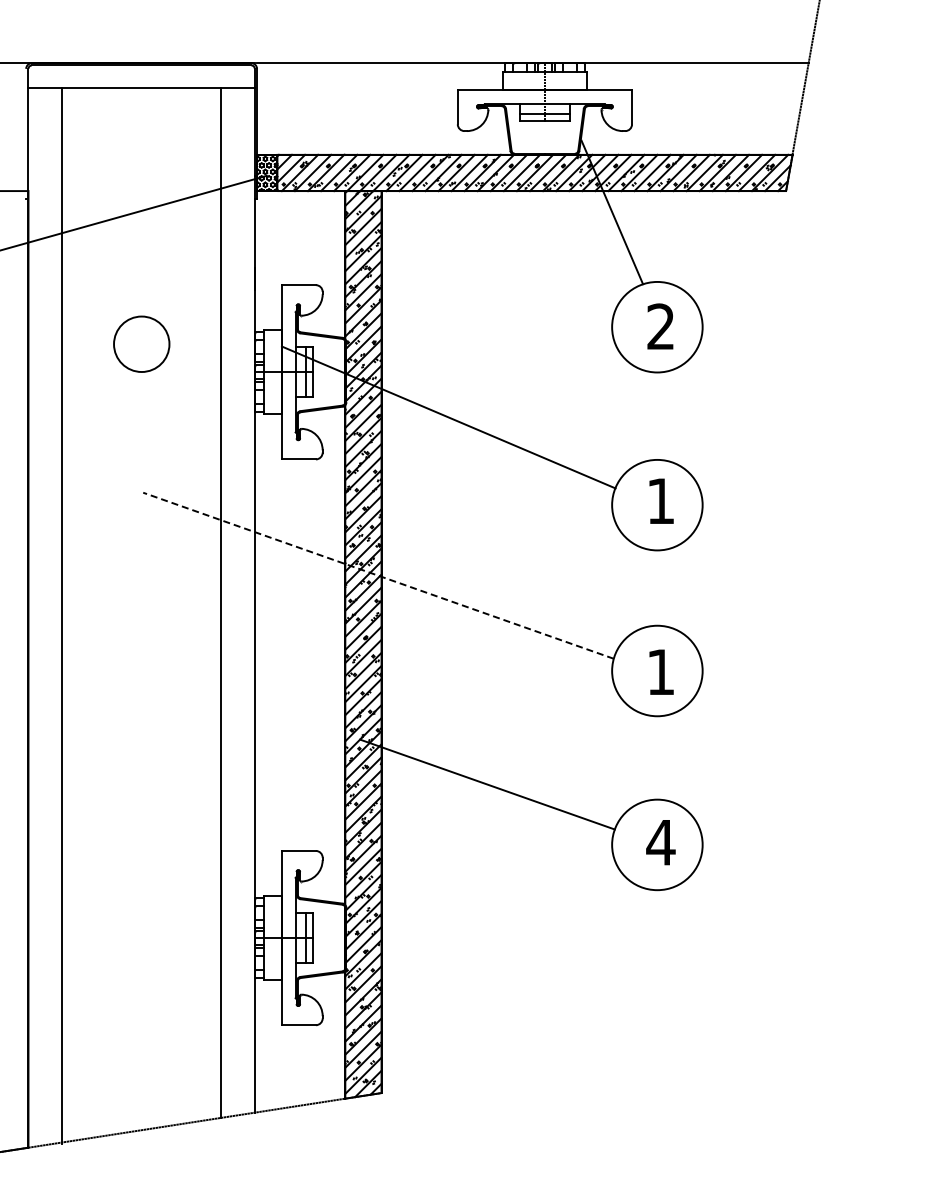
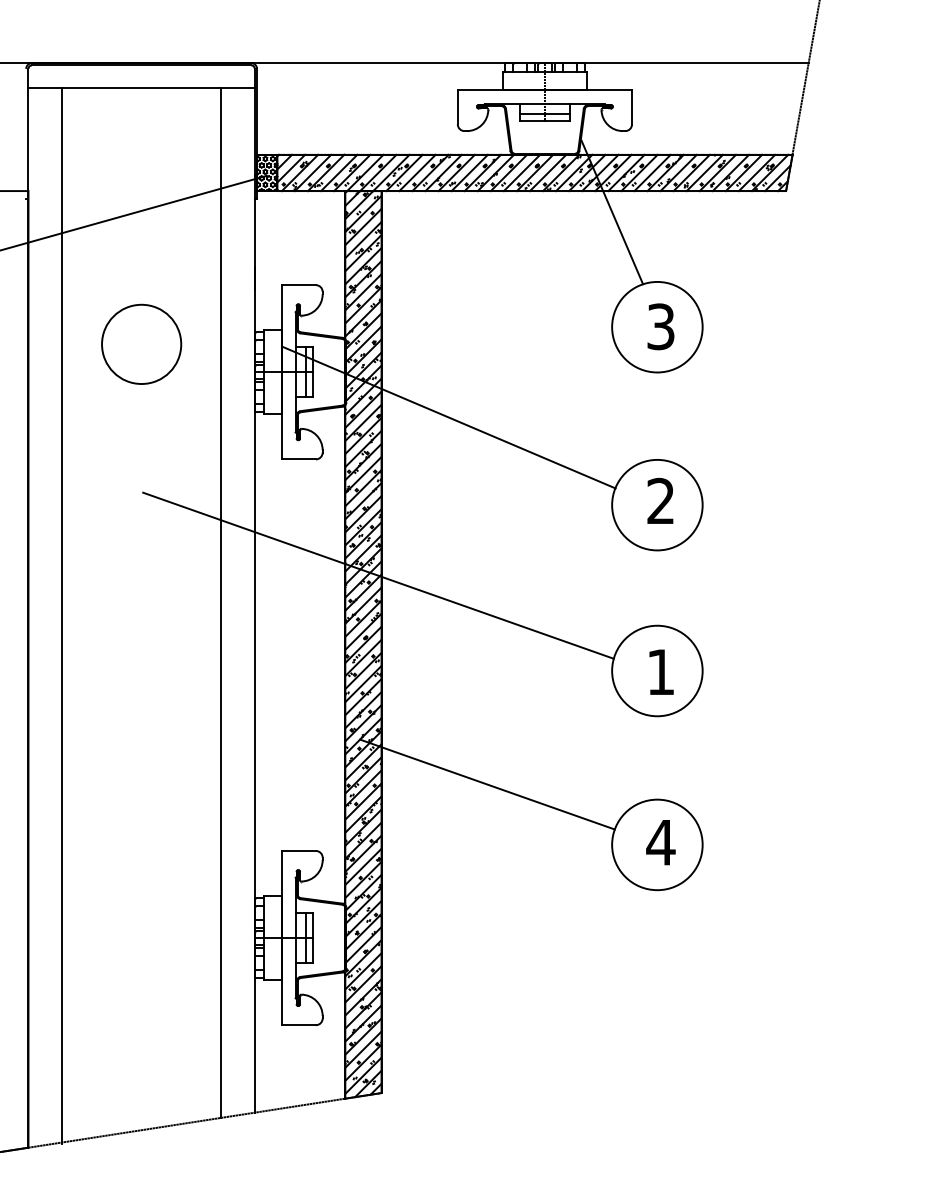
text: 2 -> 3 (660, 326)
circle size: 58x58 px -> 82x82 px (141, 343)
text: 1 -> 2 (660, 500)
line: dashed -> solid (378, 575)
